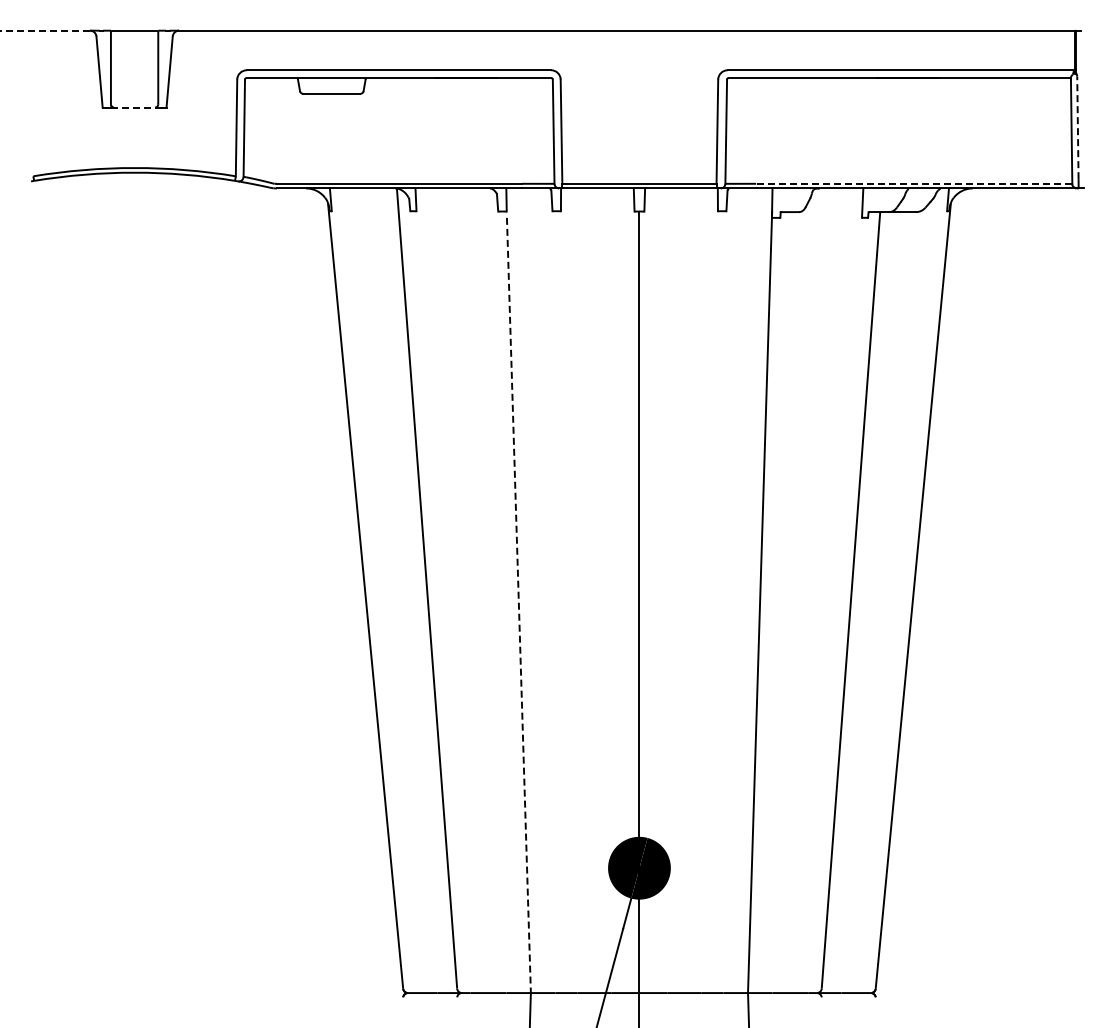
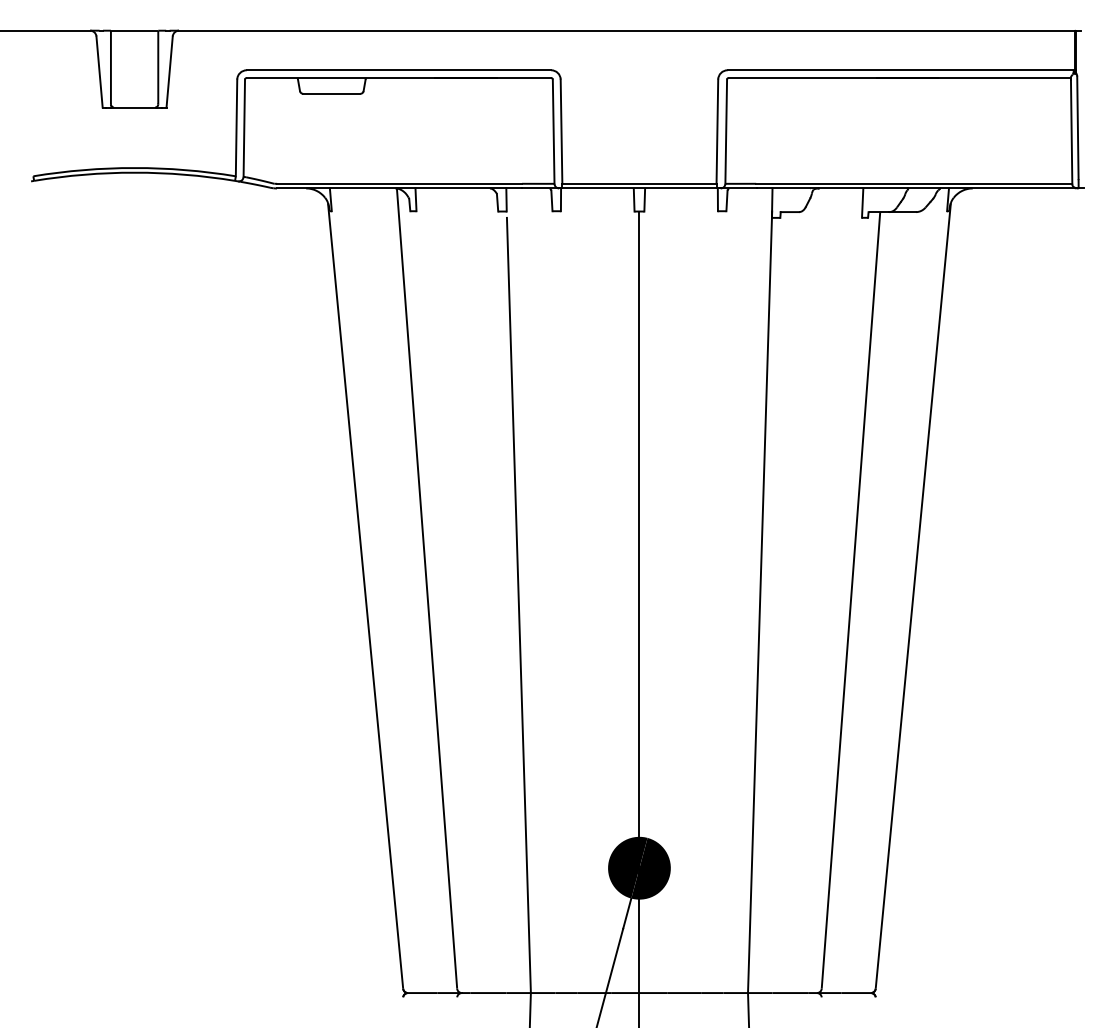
line: dashed -> solid (45, 30)
line: dashed -> solid (134, 107)
line: dashed -> solid (1077, 127)
line: dashed -> solid (913, 183)
line: dashed -> solid (518, 605)
